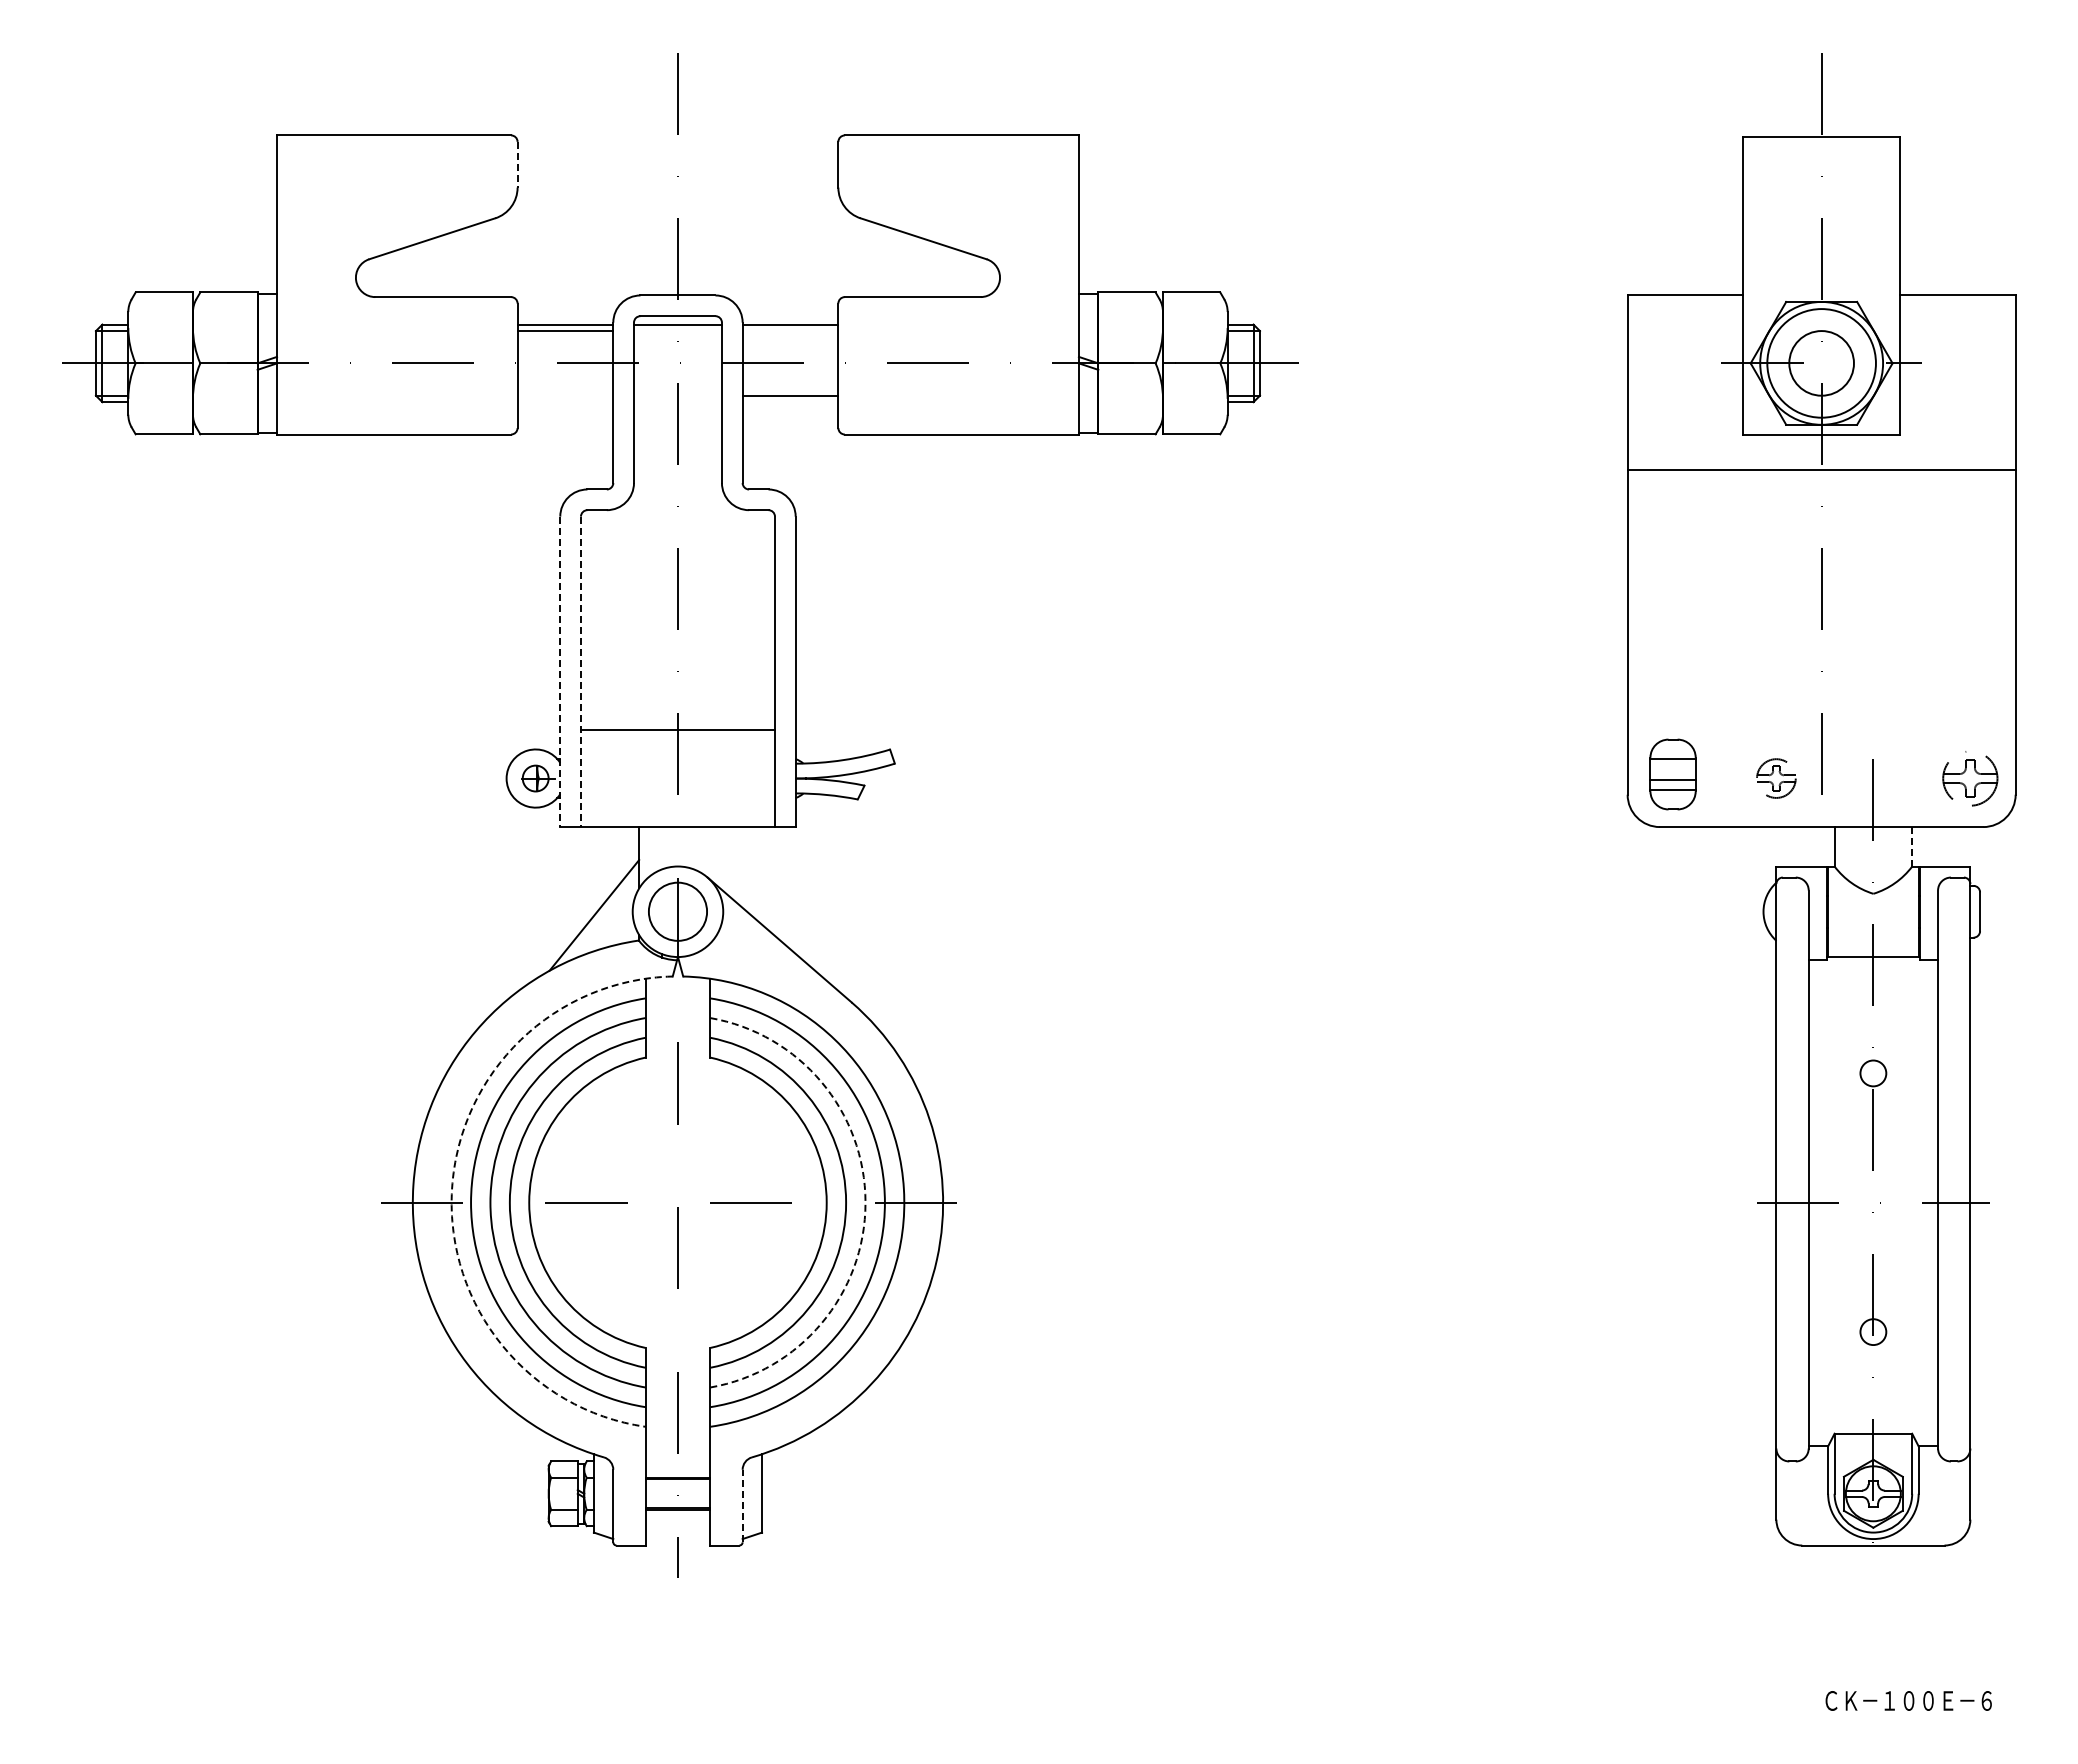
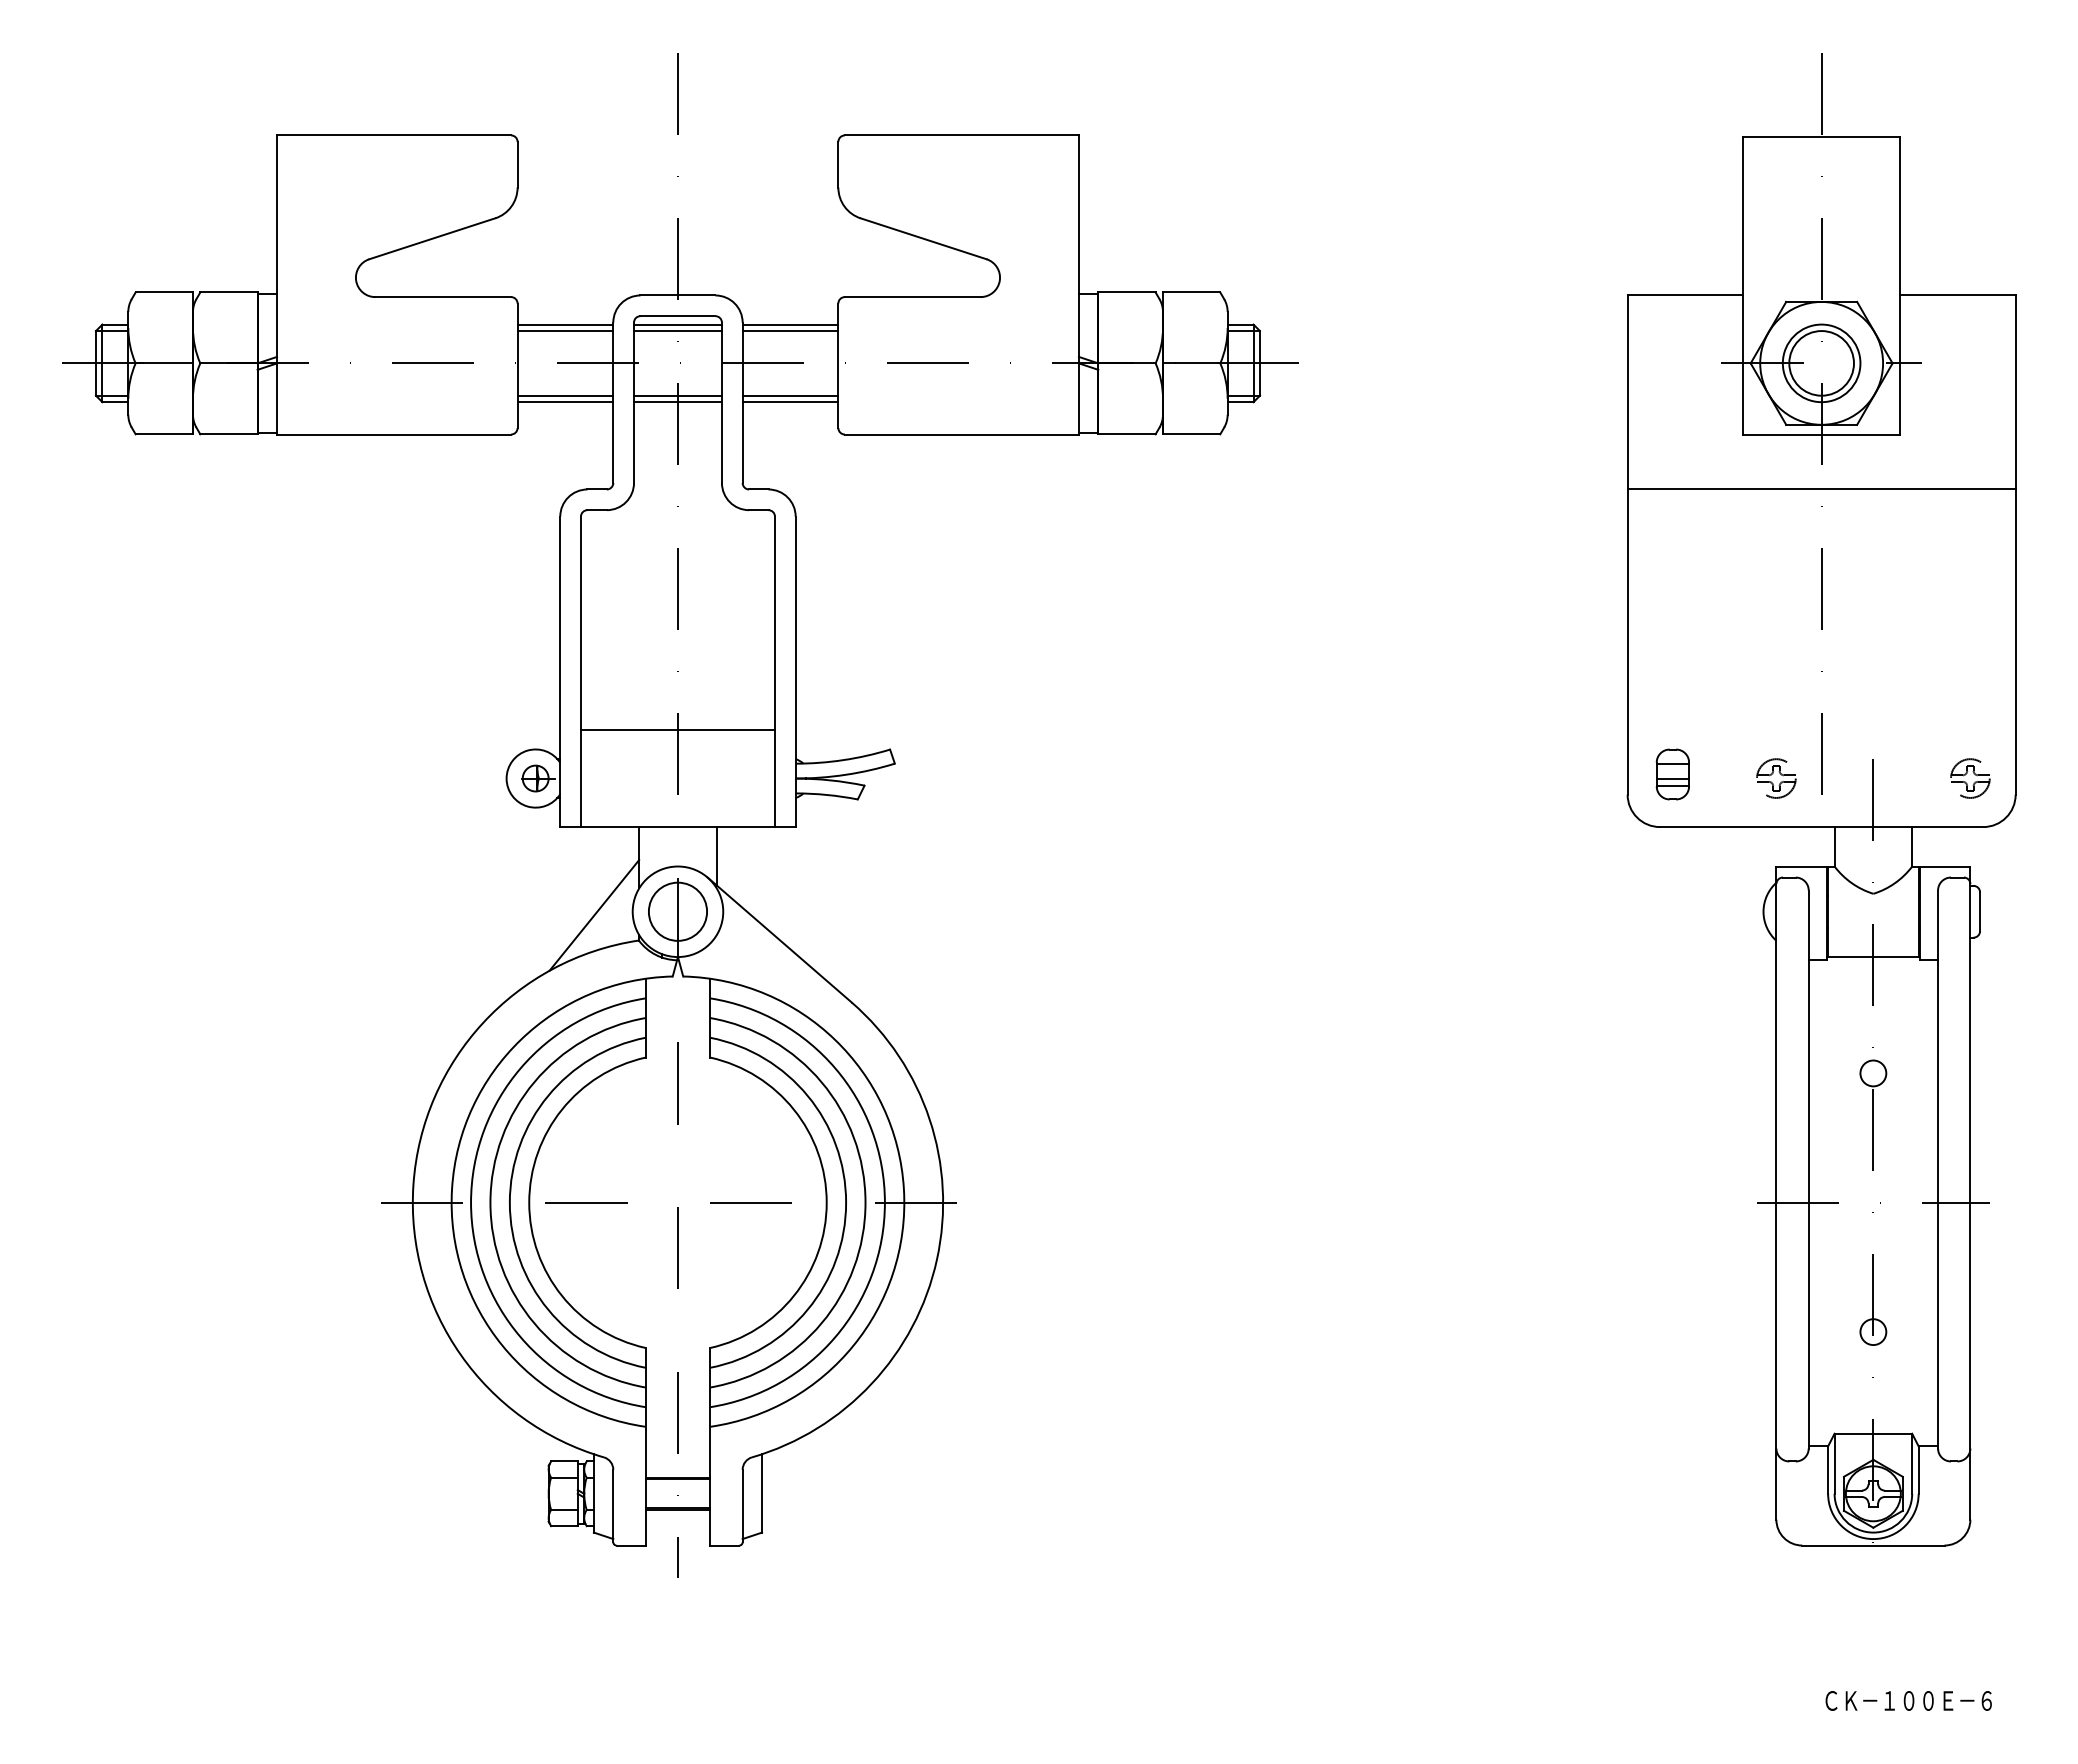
line: dashed -> solid (517, 164)
line: none -> present (677, 331)
line: none -> present (790, 331)
circle diameter: 109 px -> 78 px (1821, 363)
line: none -> present (565, 395)
line: none -> present (677, 395)
line: none -> present (565, 402)
line: none -> present (677, 402)
line: none -> present (790, 402)
line position: (1821, 470) -> (1821, 489) (1821, 489)
line: dashed -> solid (560, 672)
line: dashed -> solid (580, 672)
part size: 48x73 px -> 35x53 px (1672, 774)
part size: 57x56 px -> 41x41 px (1970, 778)
line: dashed -> solid (1912, 846)
line: none -> present (716, 856)
arc: dashed -> solid (452, 1189)
arc: dashed -> solid (865, 1202)
line: dashed -> solid (742, 1505)
